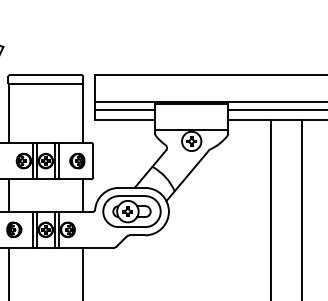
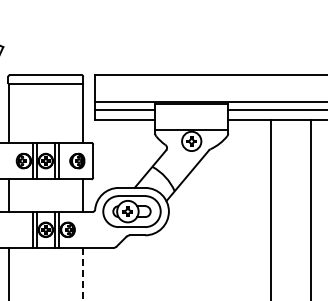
line position: (302, 208) -> (311, 208) (311, 208)
part: present -> none (14, 229)
line: solid -> dashed (82, 274)
